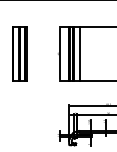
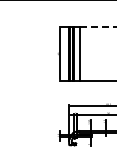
line: solid -> dashed (98, 26)
part: present -> none (19, 53)
